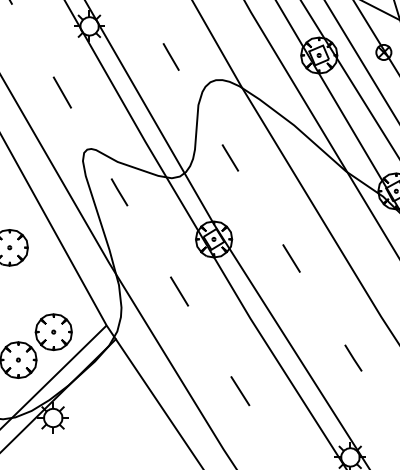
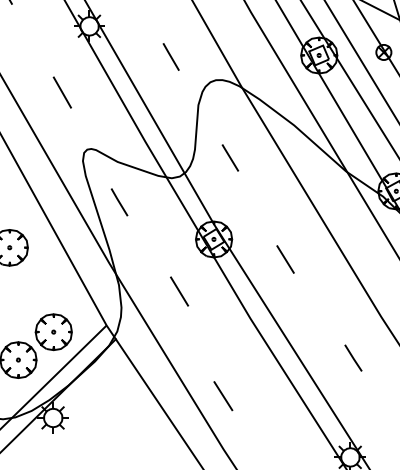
line position: (119, 192) -> (119, 202) (119, 202)
line position: (291, 258) -> (285, 259) (285, 259)
line position: (240, 391) -> (223, 396) (223, 396)
